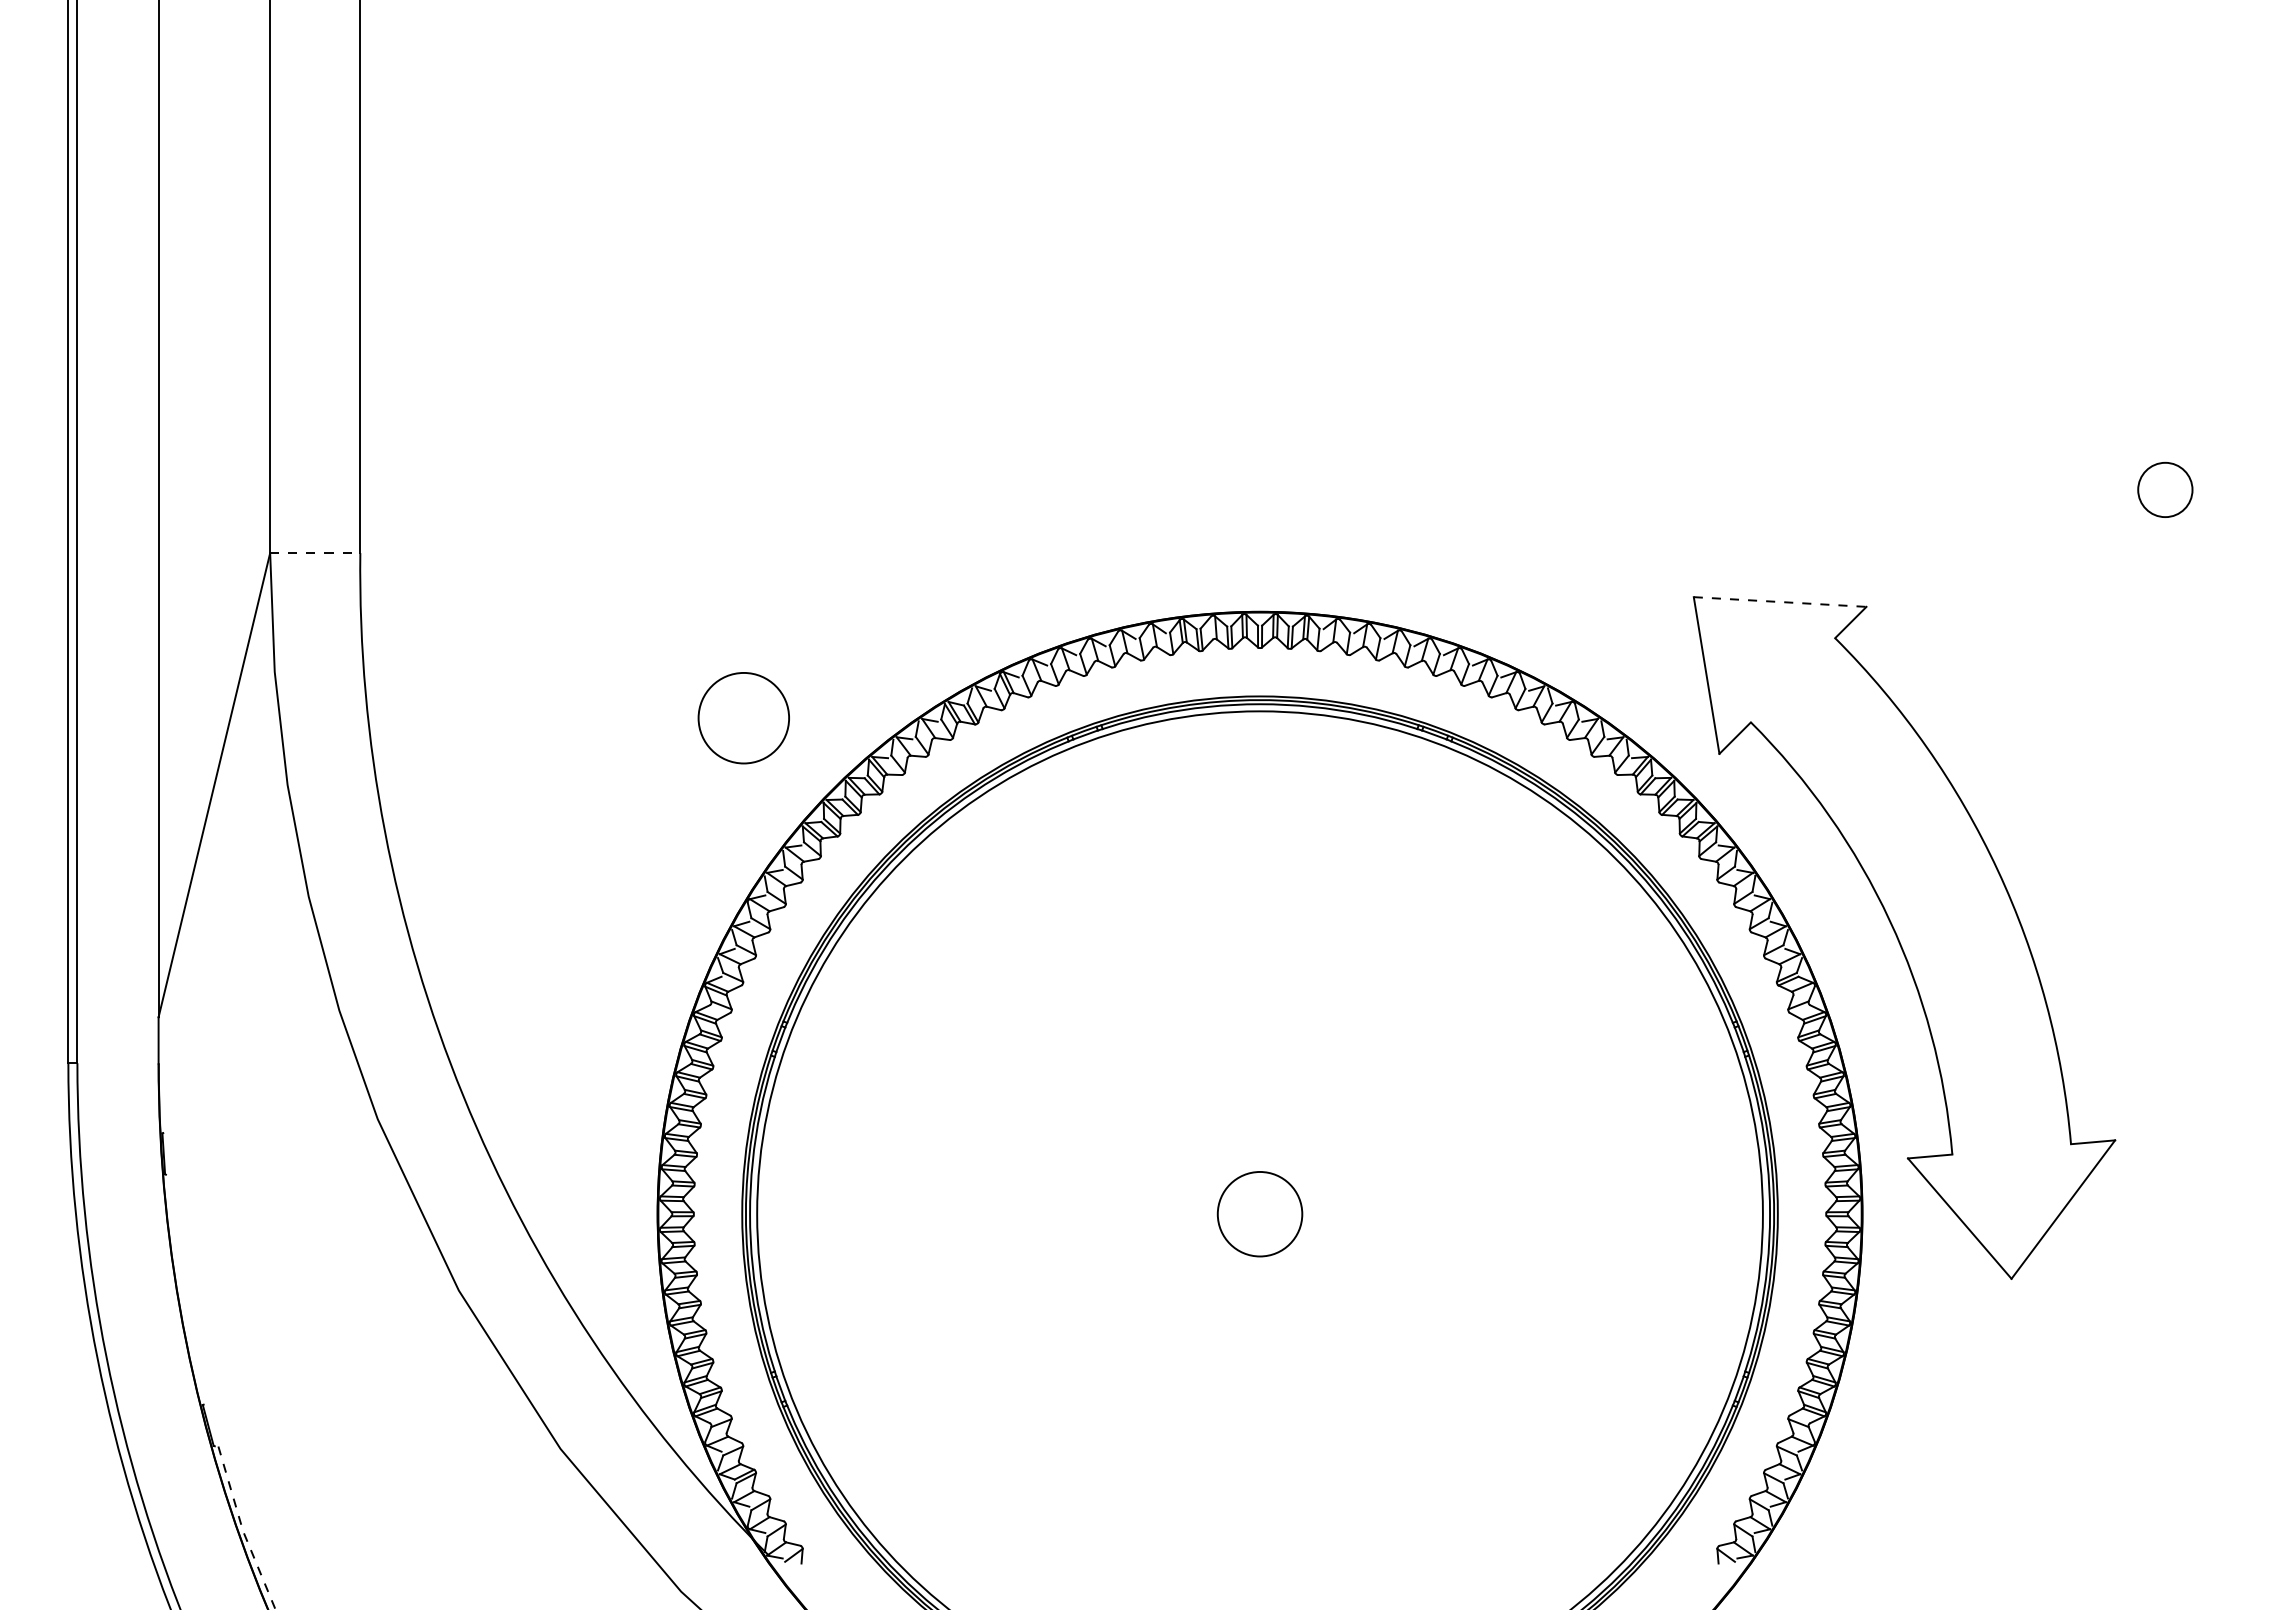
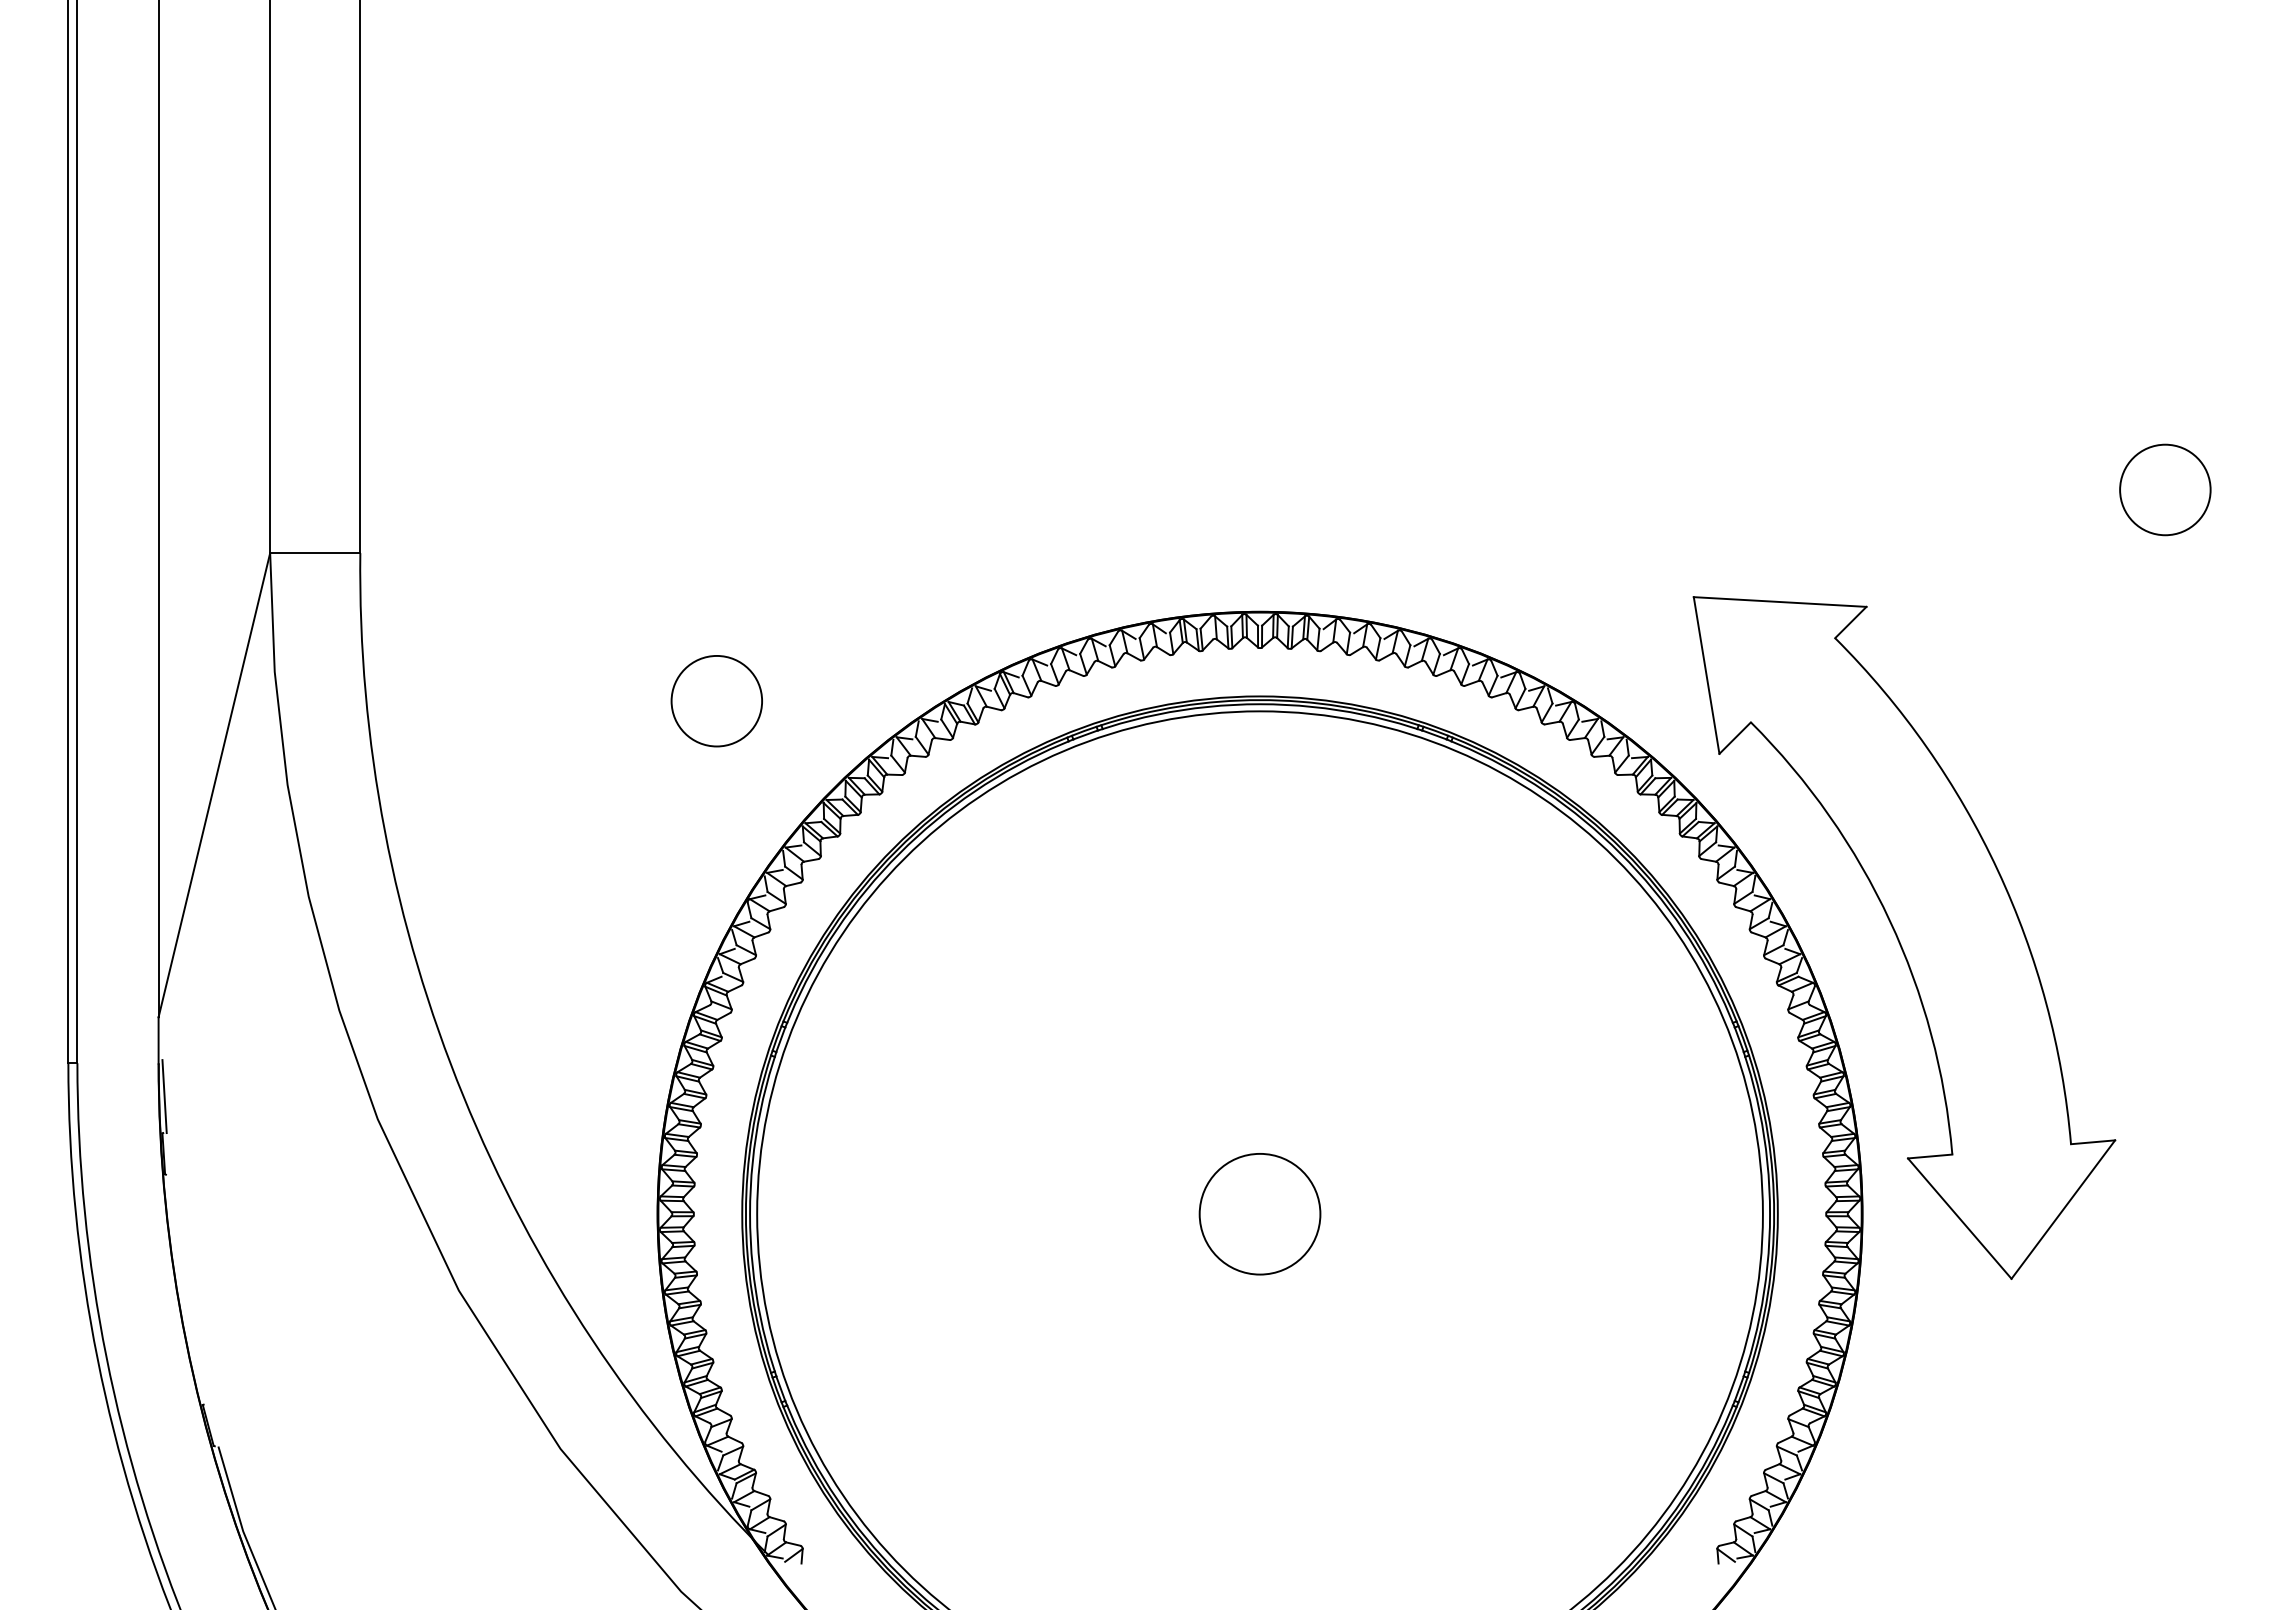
circle diameter: 54 px -> 91 px (2165, 489)
line: dashed -> solid (315, 553)
line: dashed -> solid (1780, 602)
circle position: (743, 718) -> (716, 701) (716, 701)
line: none -> present (164, 1096)
circle diameter: 84 px -> 121 px (1259, 1213)
line: dashed -> solid (242, 1530)
